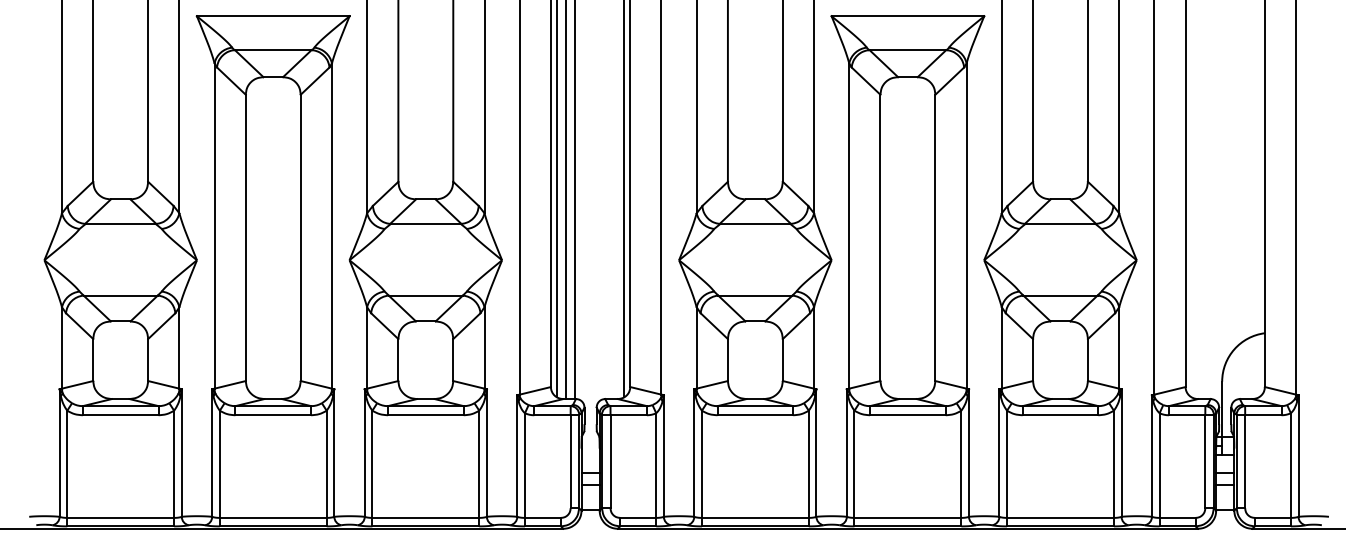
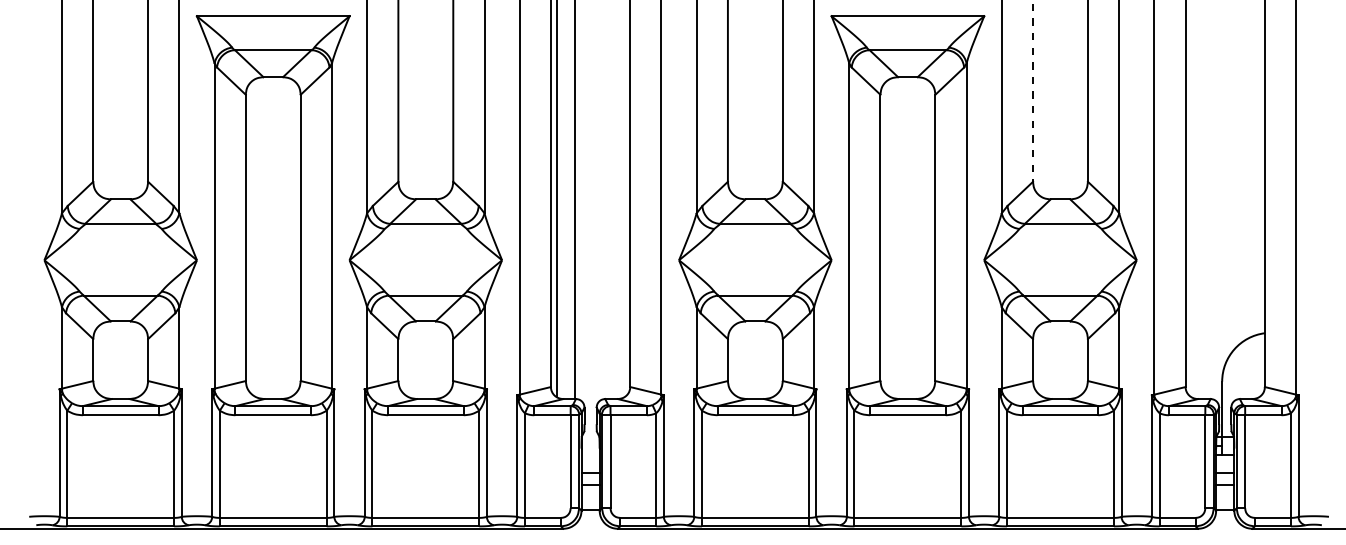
line: solid -> dashed (1033, 91)
line: present -> none (624, 199)
line: present -> none (566, 200)
